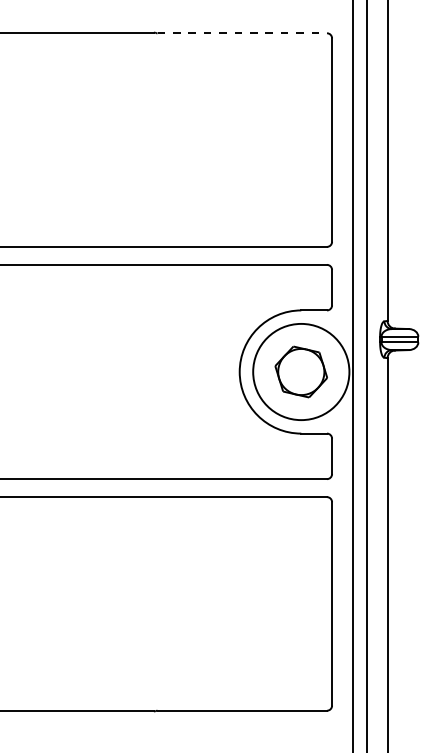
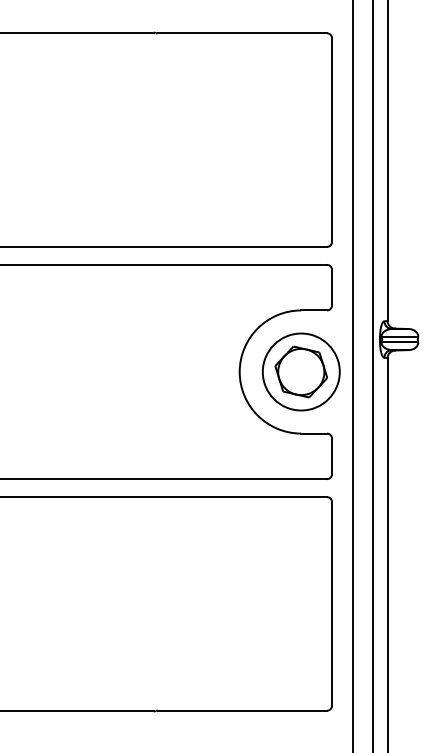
line: dashed -> solid (242, 33)
circle diameter: 96 px -> 77 px (300, 371)
line position: (367, 375) -> (373, 375) (373, 375)
